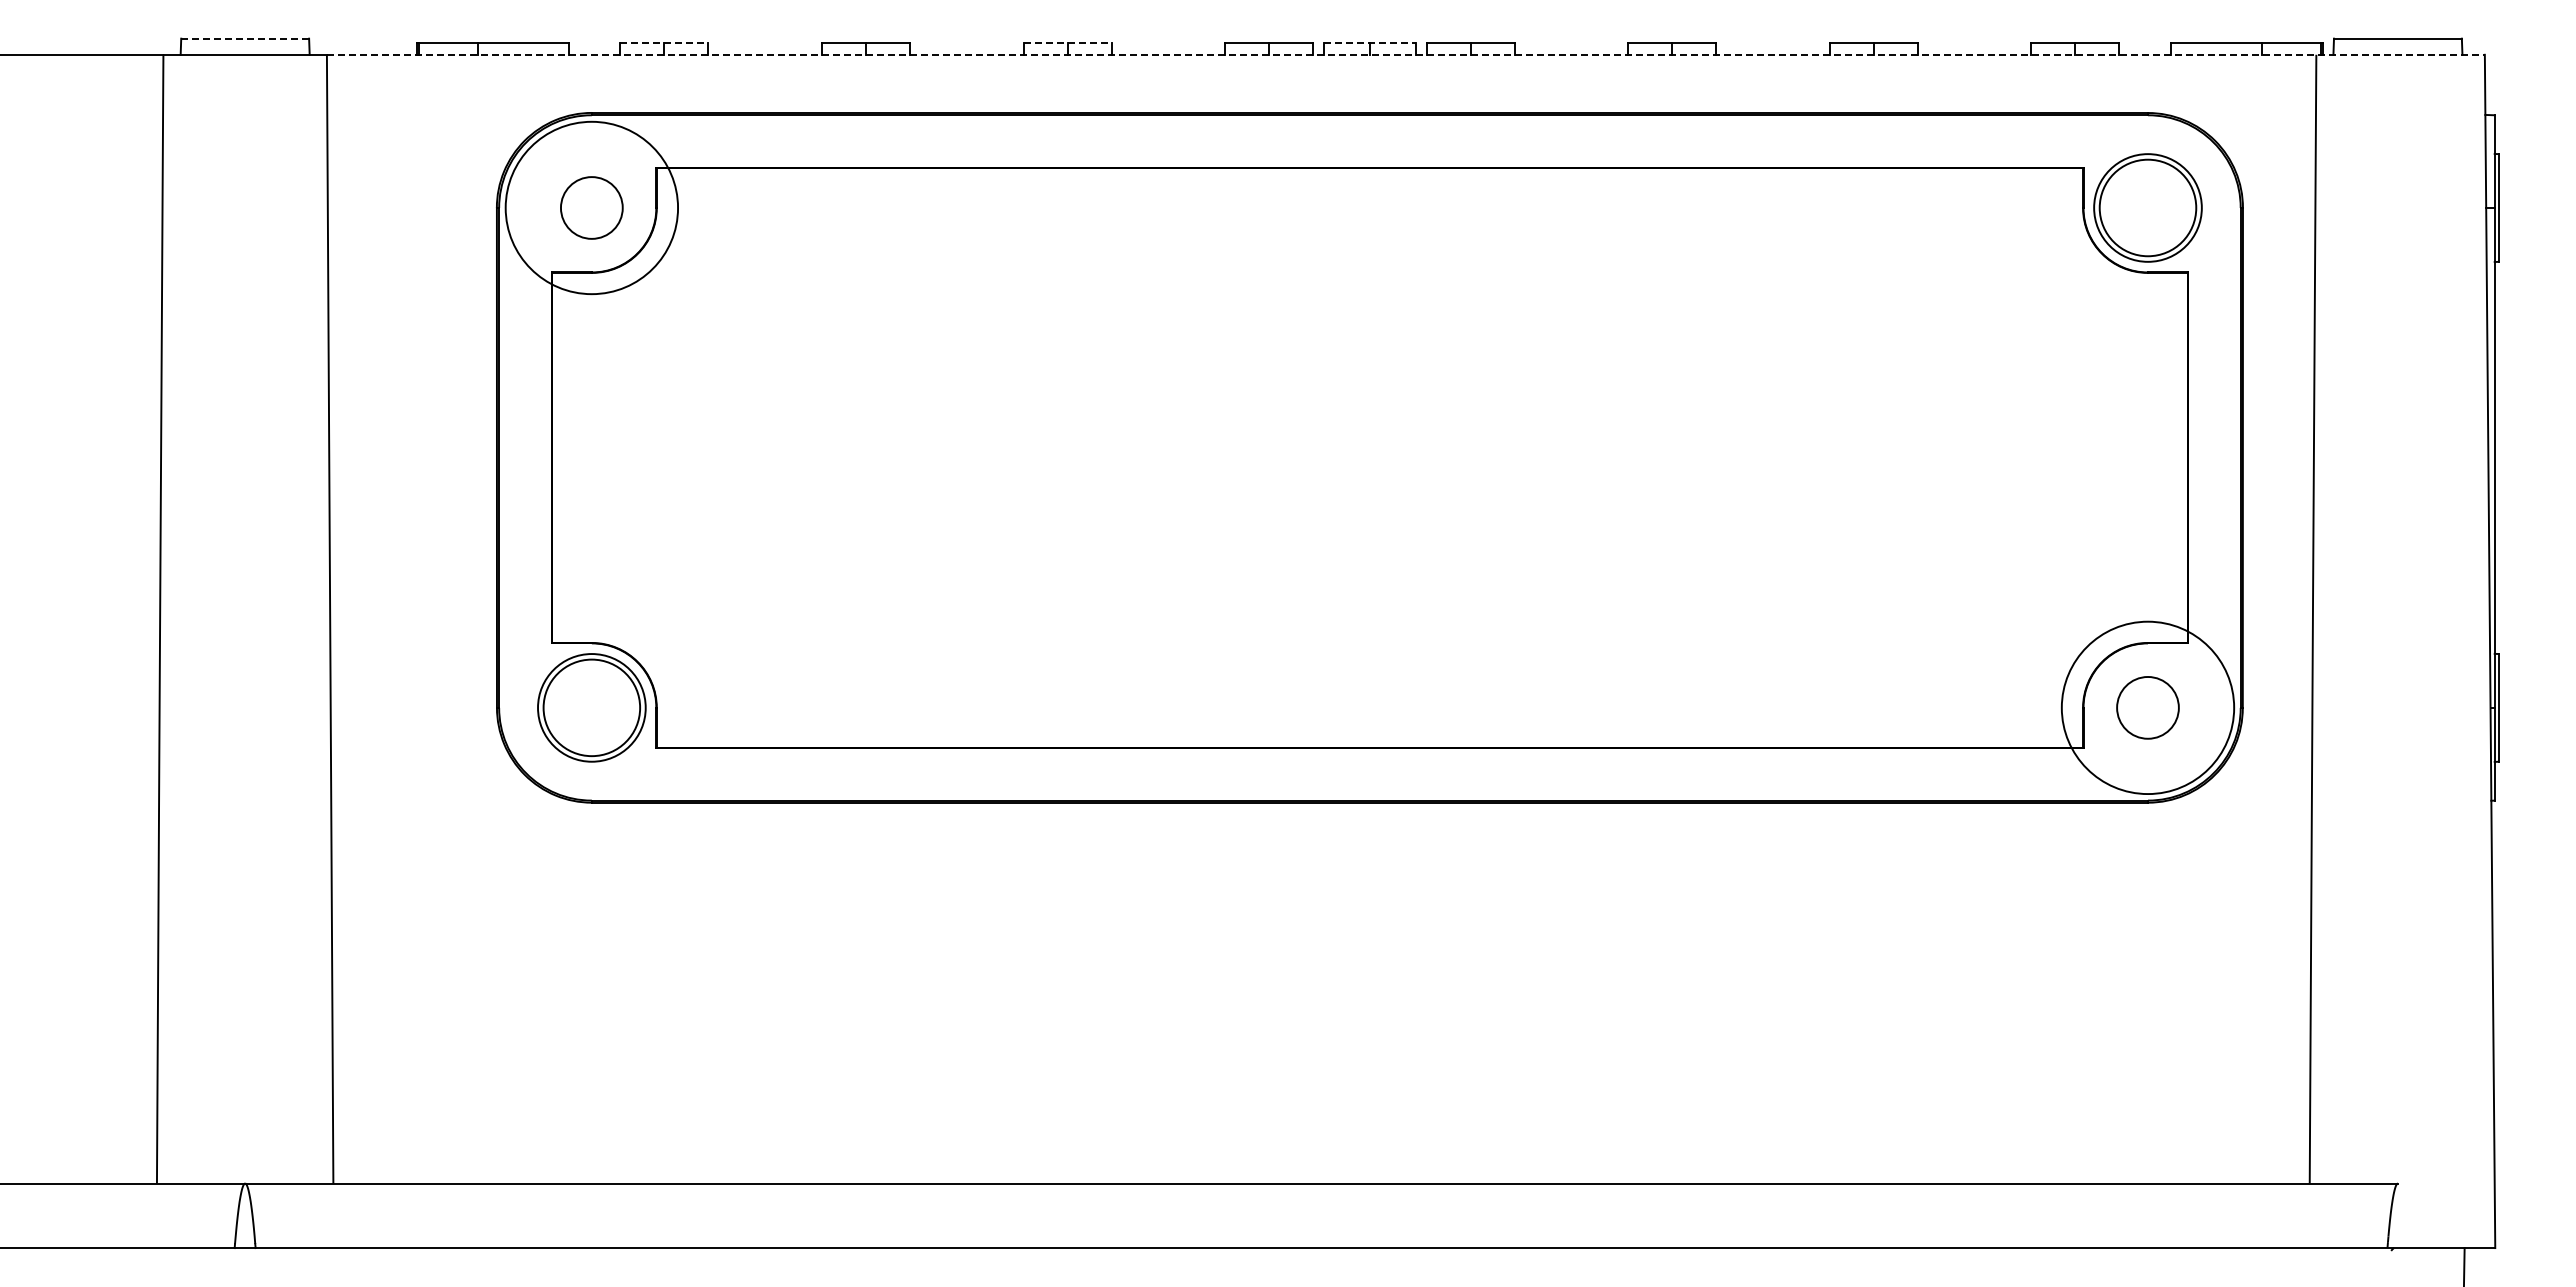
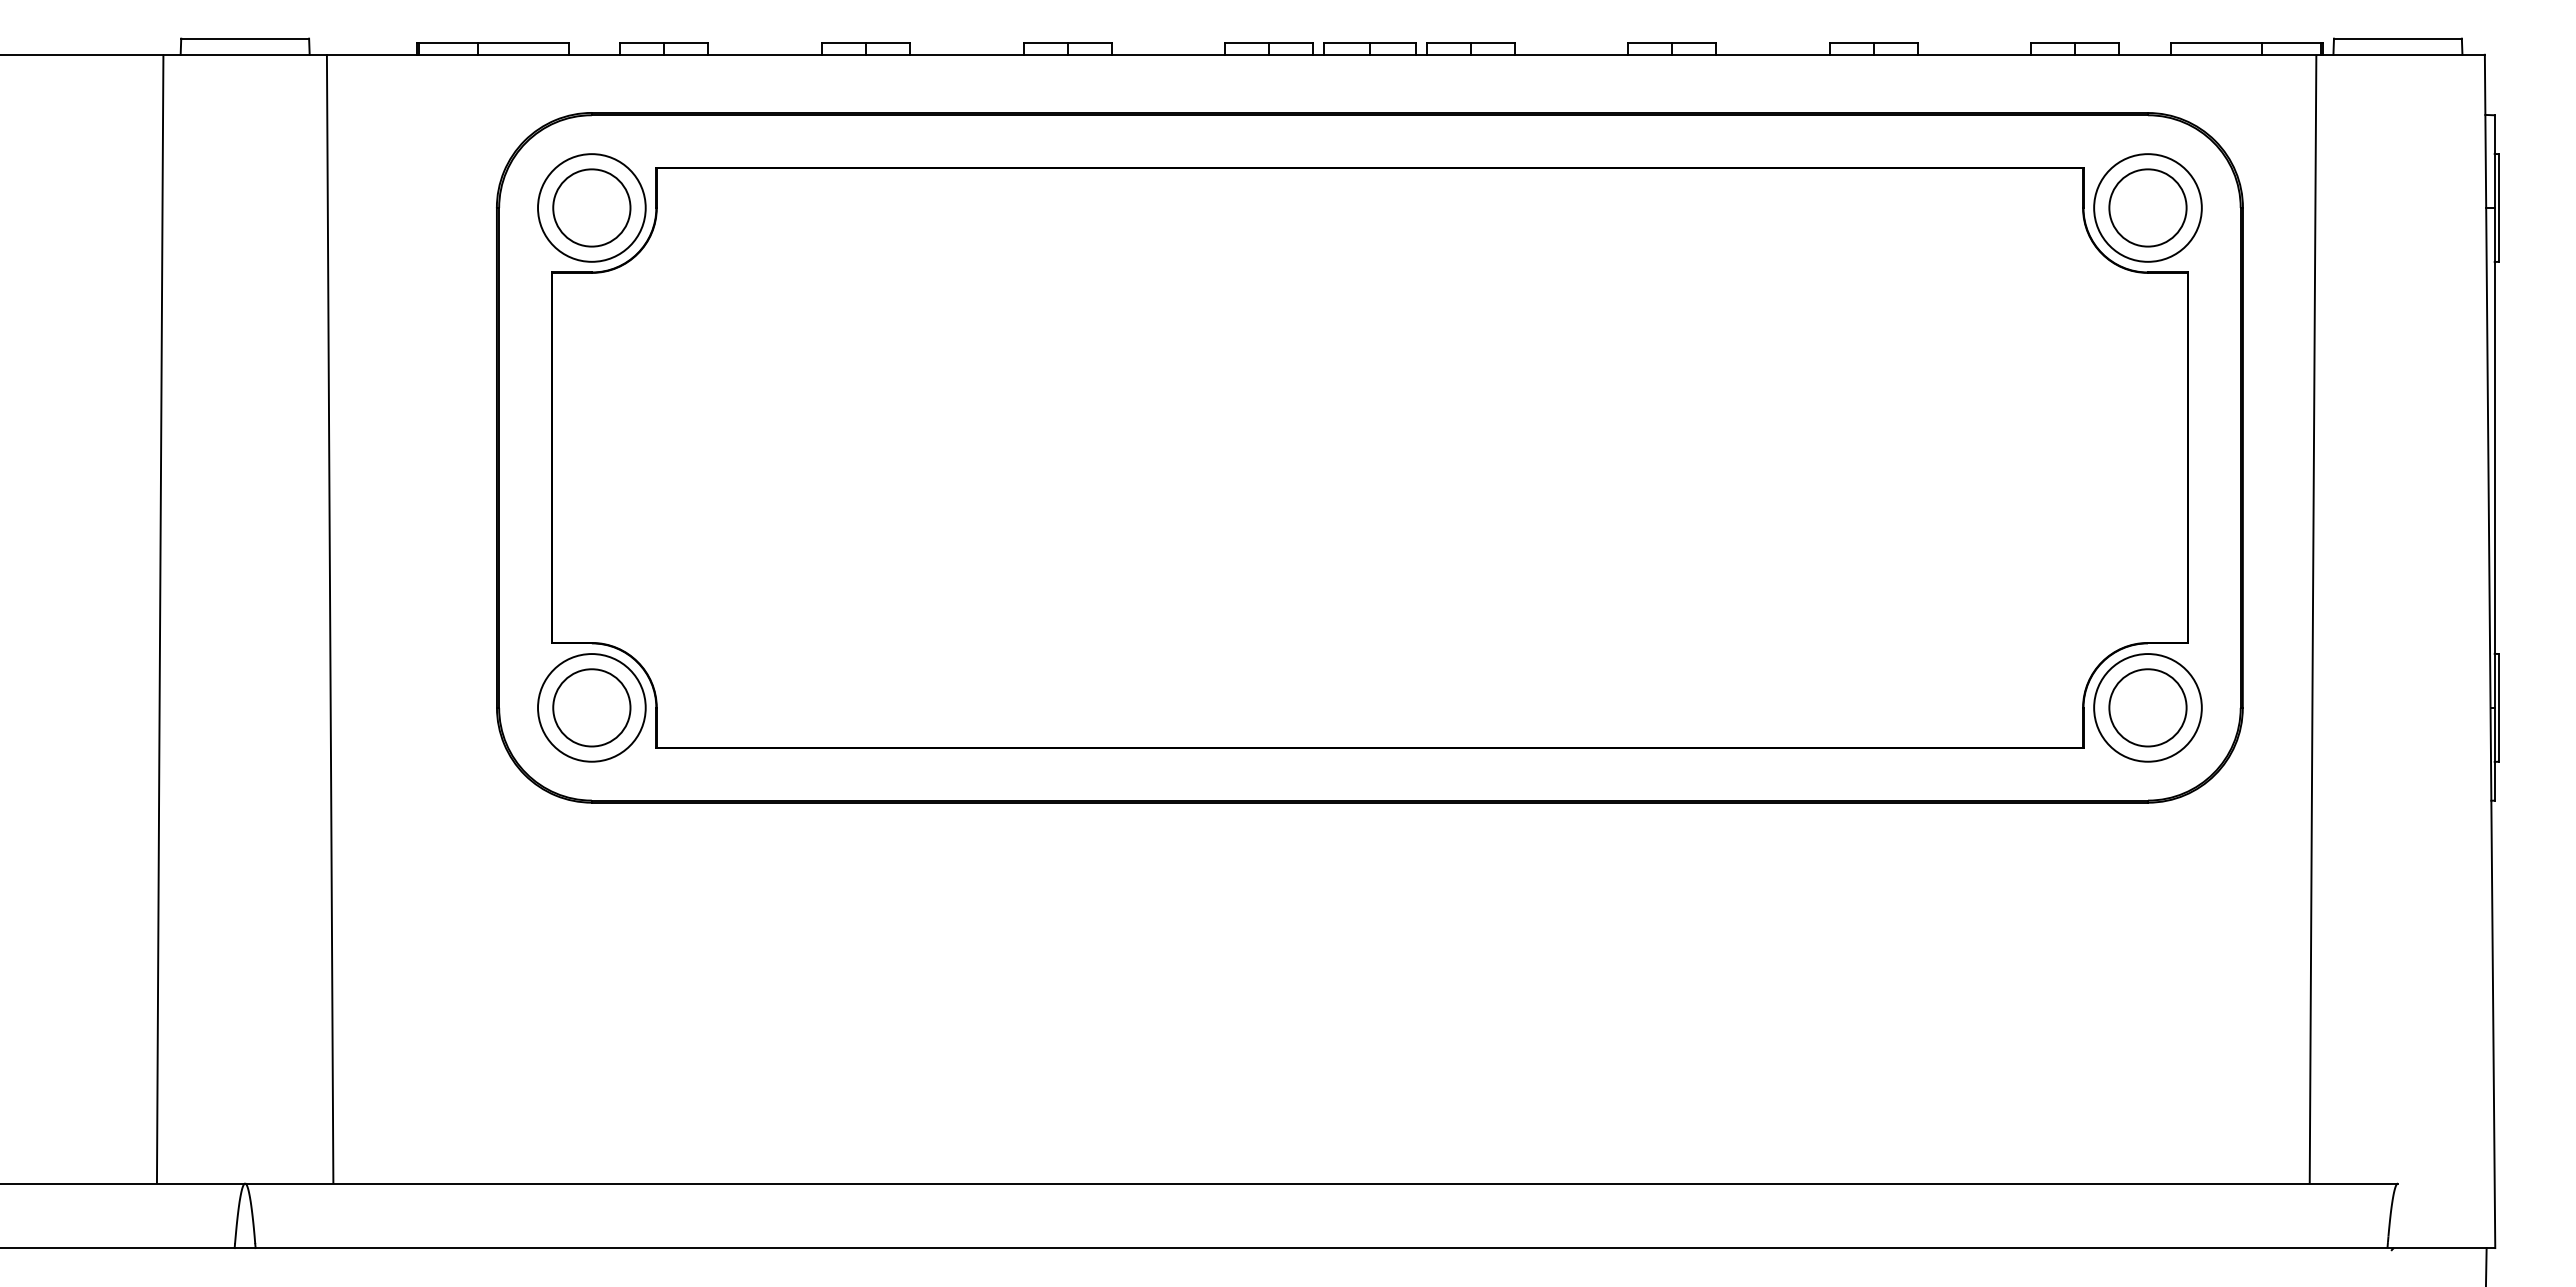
line: dashed -> solid (245, 38)
line: dashed -> solid (664, 42)
line: dashed -> solid (1068, 42)
line: dashed -> solid (1369, 42)
line: dashed -> solid (1405, 54)
circle diameter: 172 px -> 108 px (591, 207)
circle diameter: 62 px -> 77 px (591, 207)
circle diameter: 97 px -> 77 px (2147, 207)
circle diameter: 97 px -> 77 px (591, 707)
circle diameter: 172 px -> 108 px (2147, 707)
circle diameter: 62 px -> 77 px (2147, 707)
line position: (2464, 1265) -> (2486, 1265) (2486, 1265)
